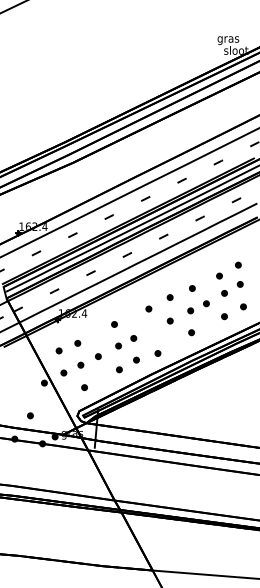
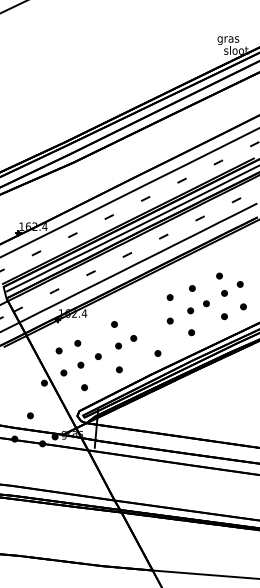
part: present -> none (238, 264)
part: present -> none (148, 308)
part: present -> none (136, 359)
